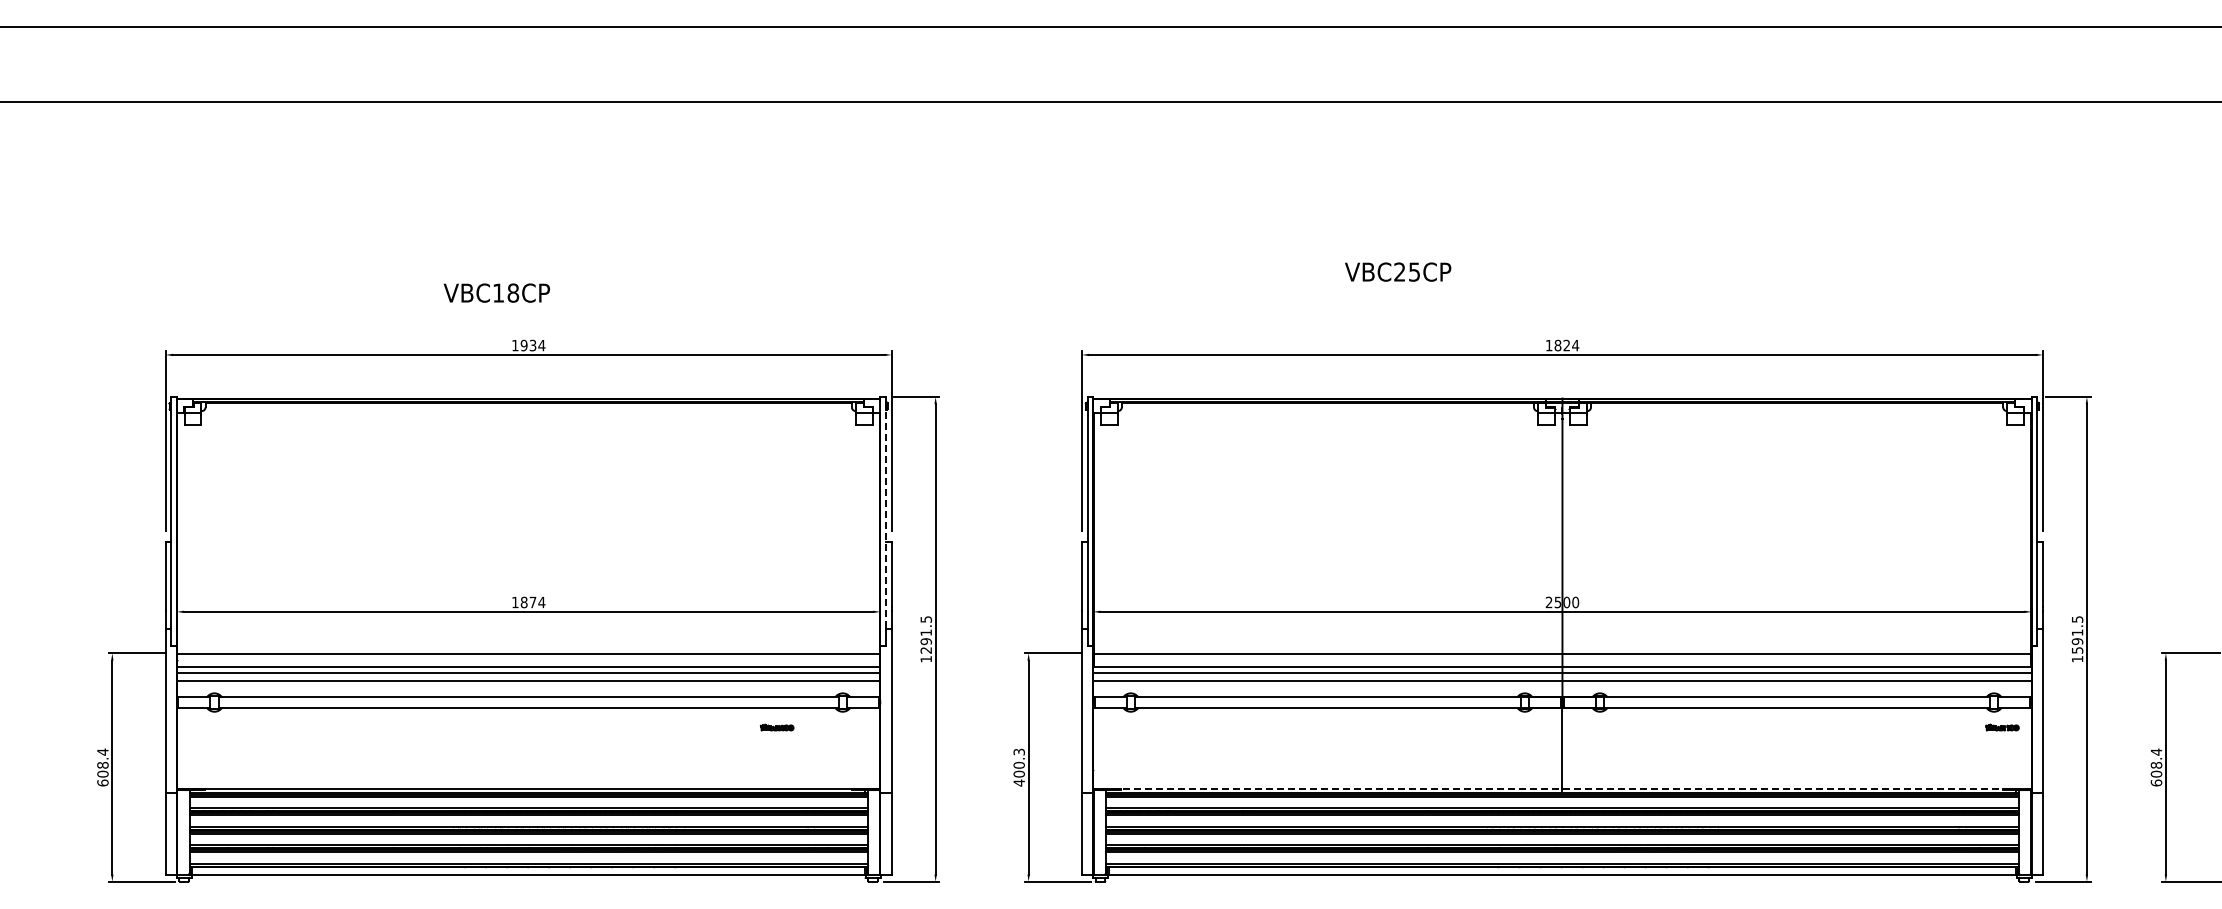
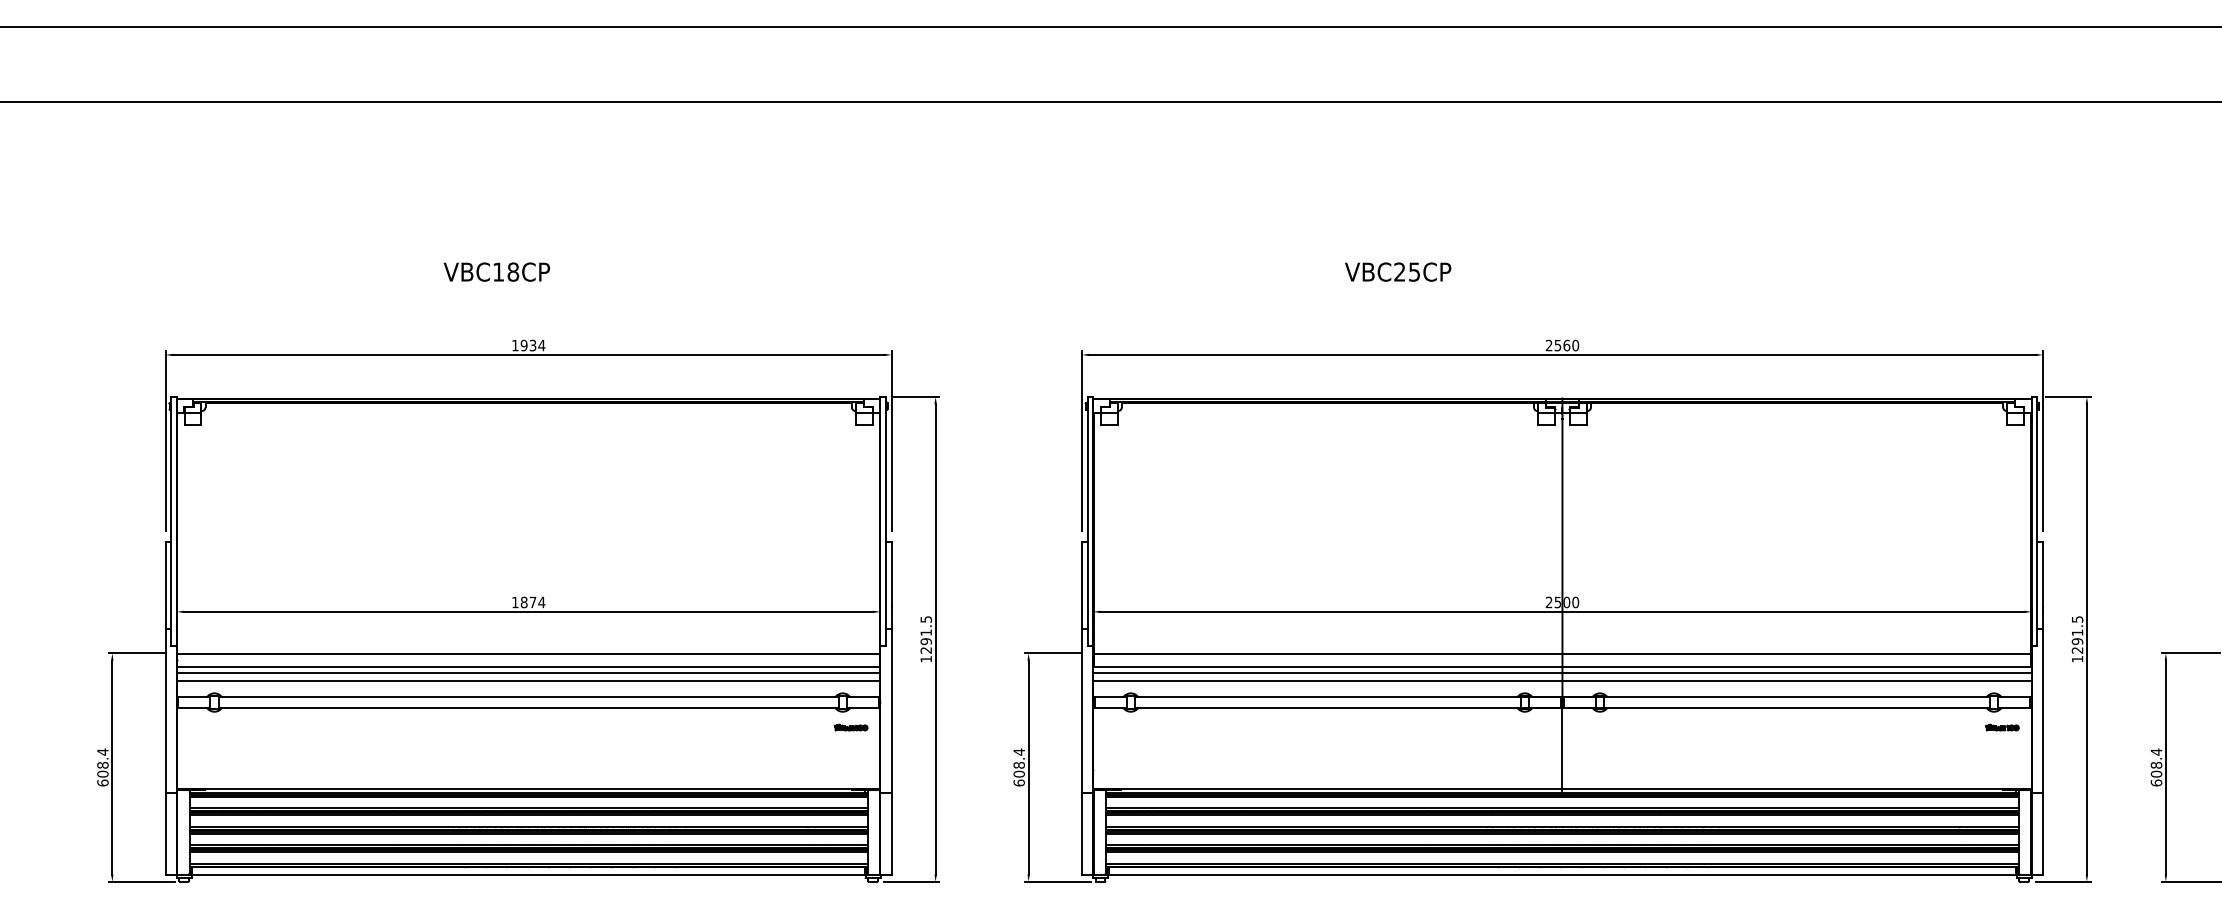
text position: (496, 292) -> (496, 271) (496, 271)
text: 1824 -> 2560 (1562, 345)
line: dashed -> solid (885, 515)
text: 1591.5 -> 1291.5 (2077, 650)
part position: (776, 727) -> (850, 727) (850, 727)
text: 400.3 -> 608.4 (1018, 767)
line: dashed -> solid (1561, 788)
